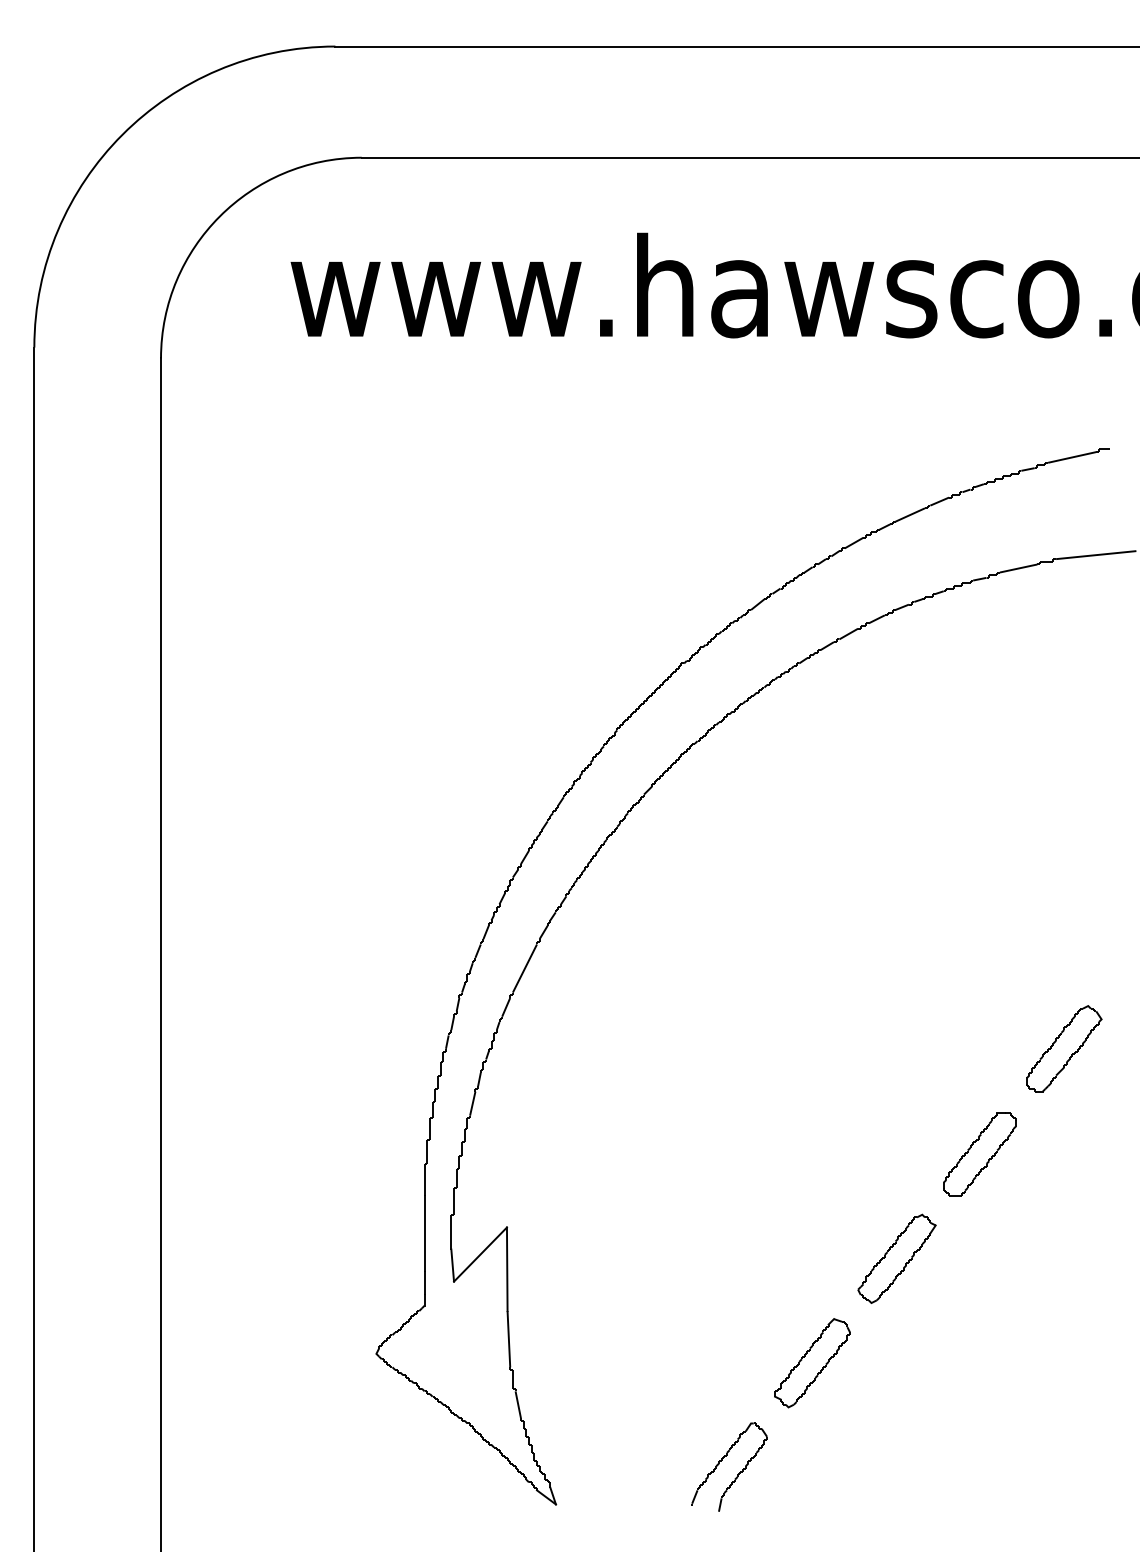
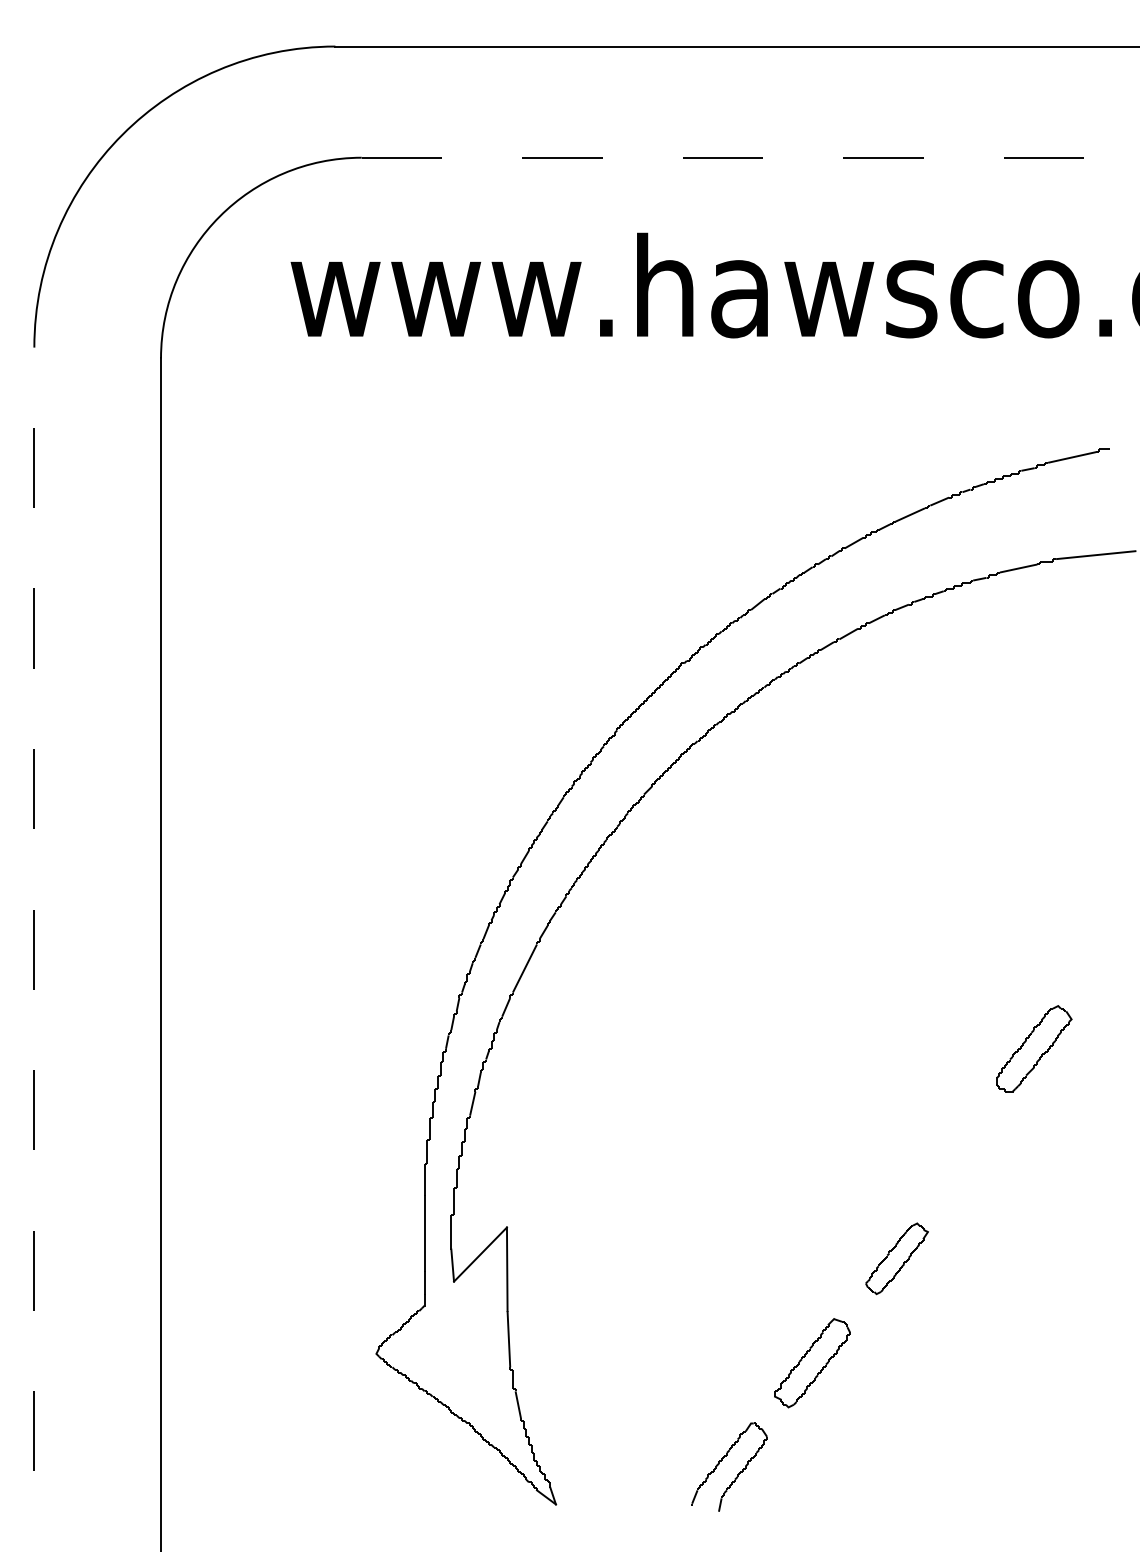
line: solid -> dashed (750, 157)
line: solid -> dashed (34, 949)
part position: (1064, 1048) -> (1034, 1048) (1034, 1048)
part: present -> none (979, 1154)
part size: 80x91 px -> 64x74 px (896, 1258)
